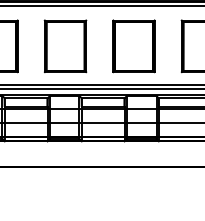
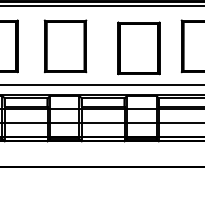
part position: (133, 46) -> (138, 48) (138, 48)
line: present -> none (101, 89)
